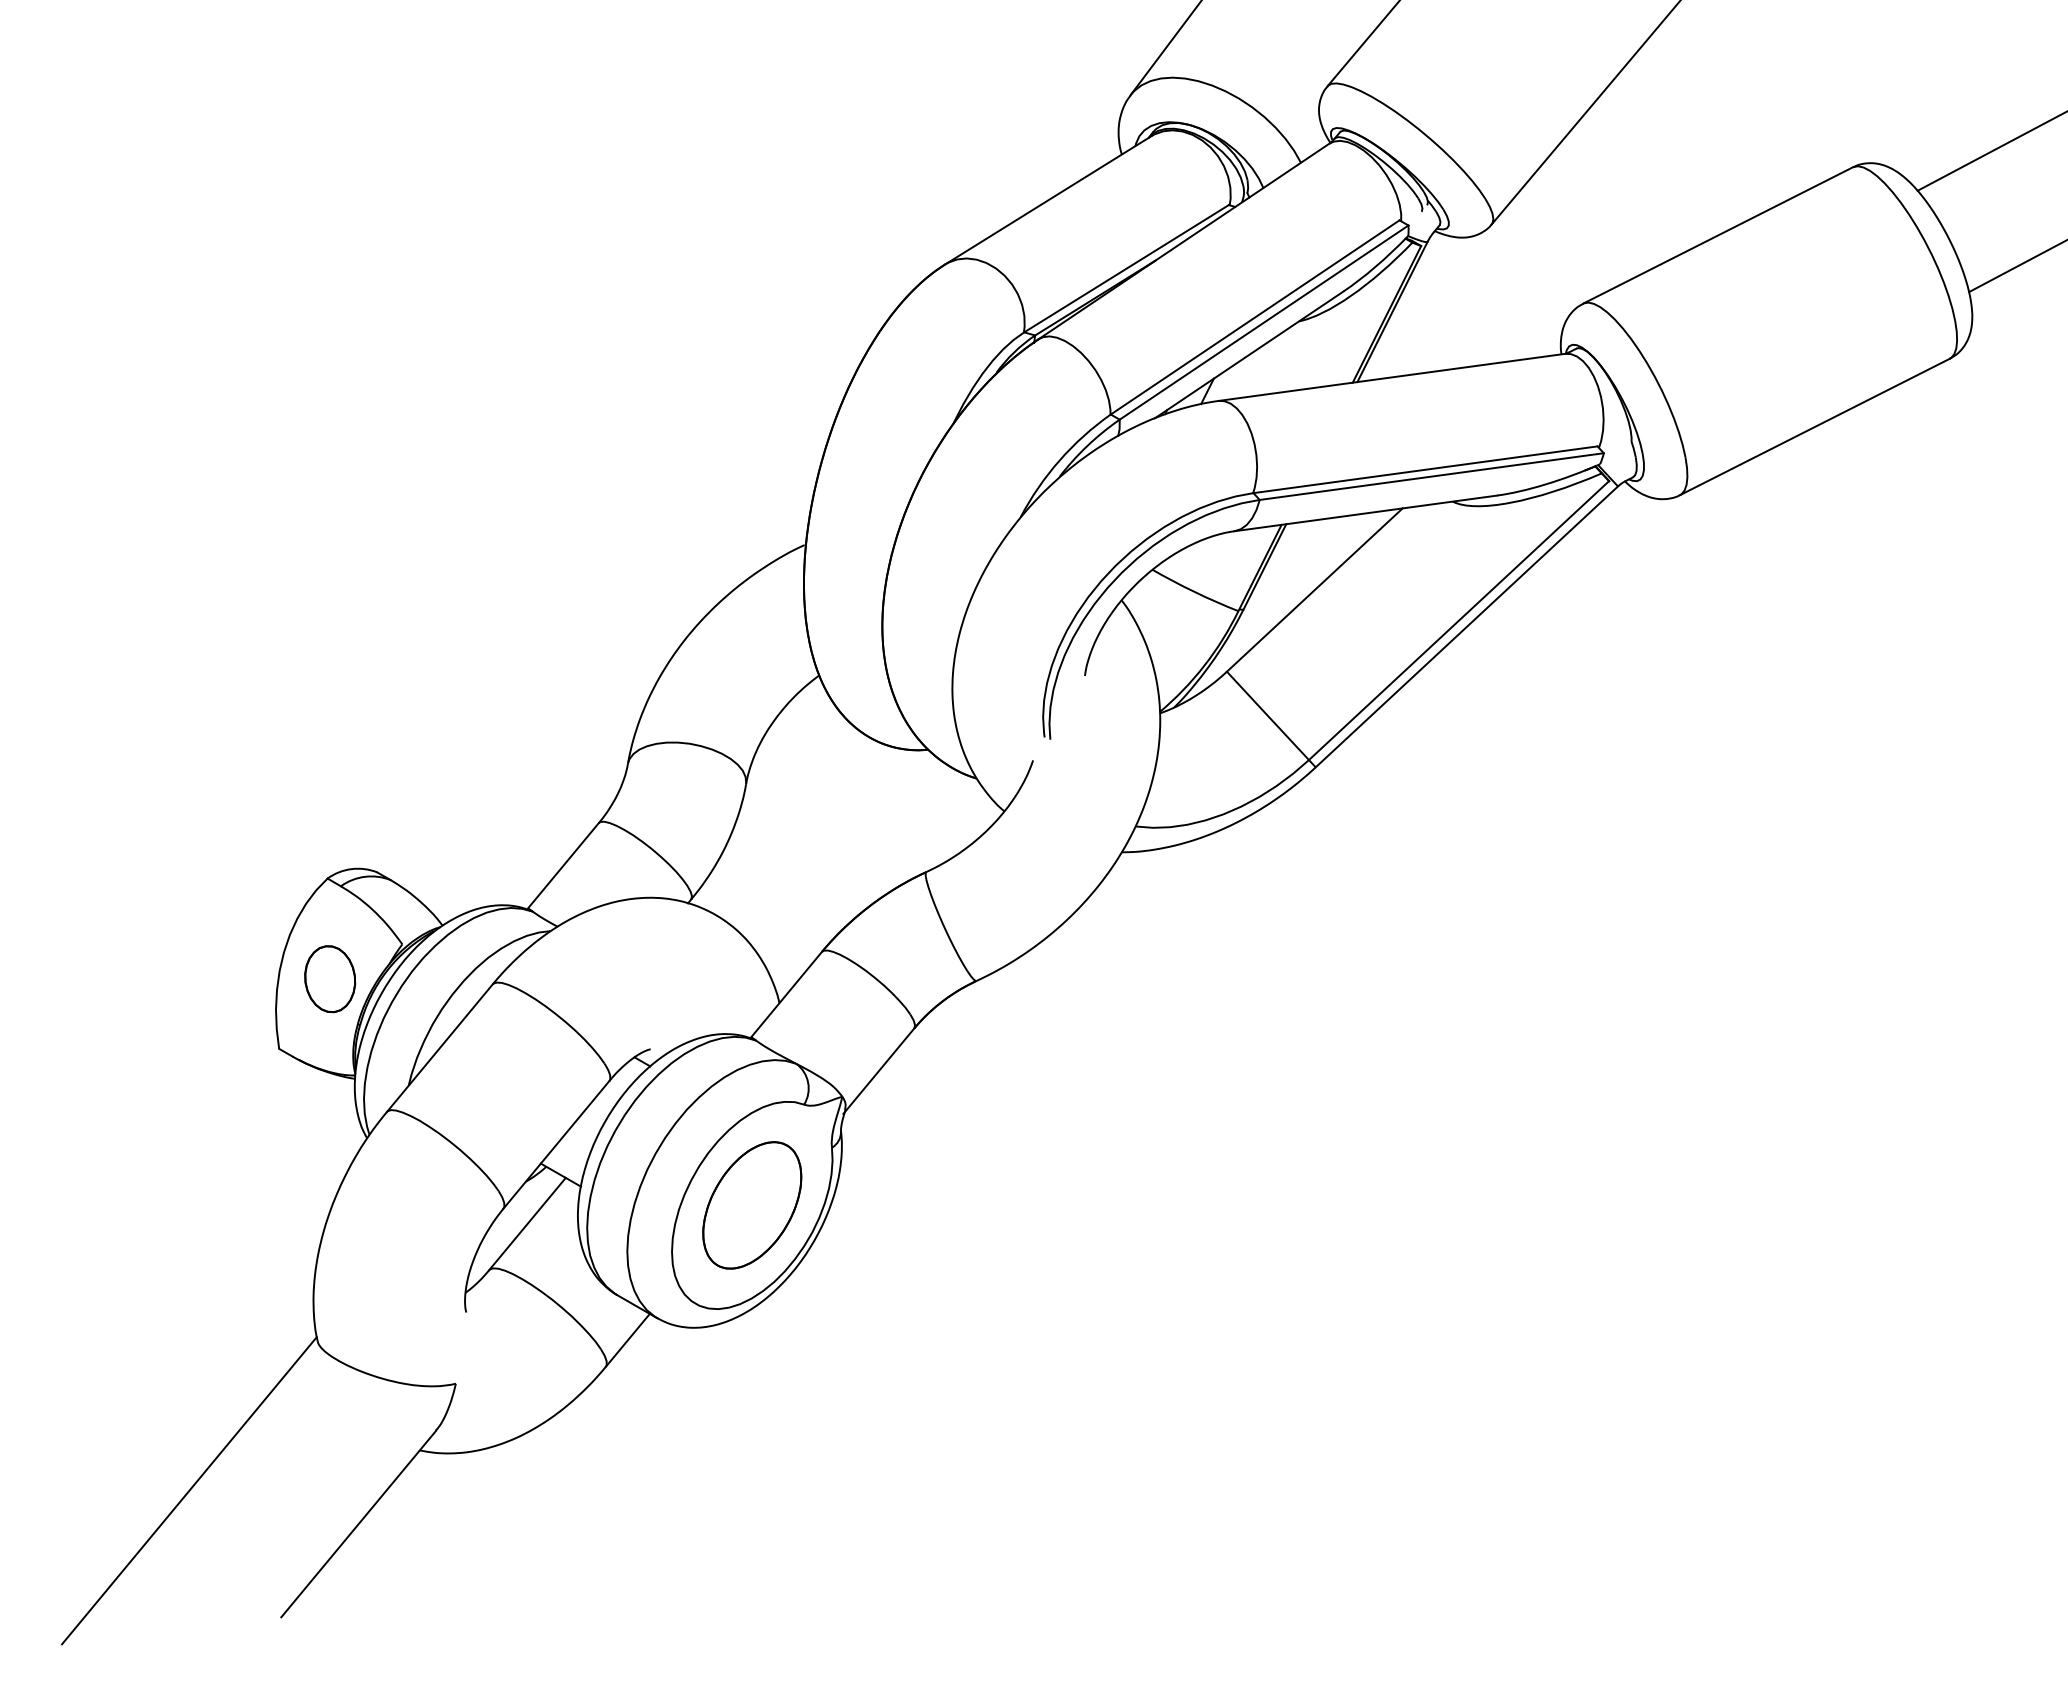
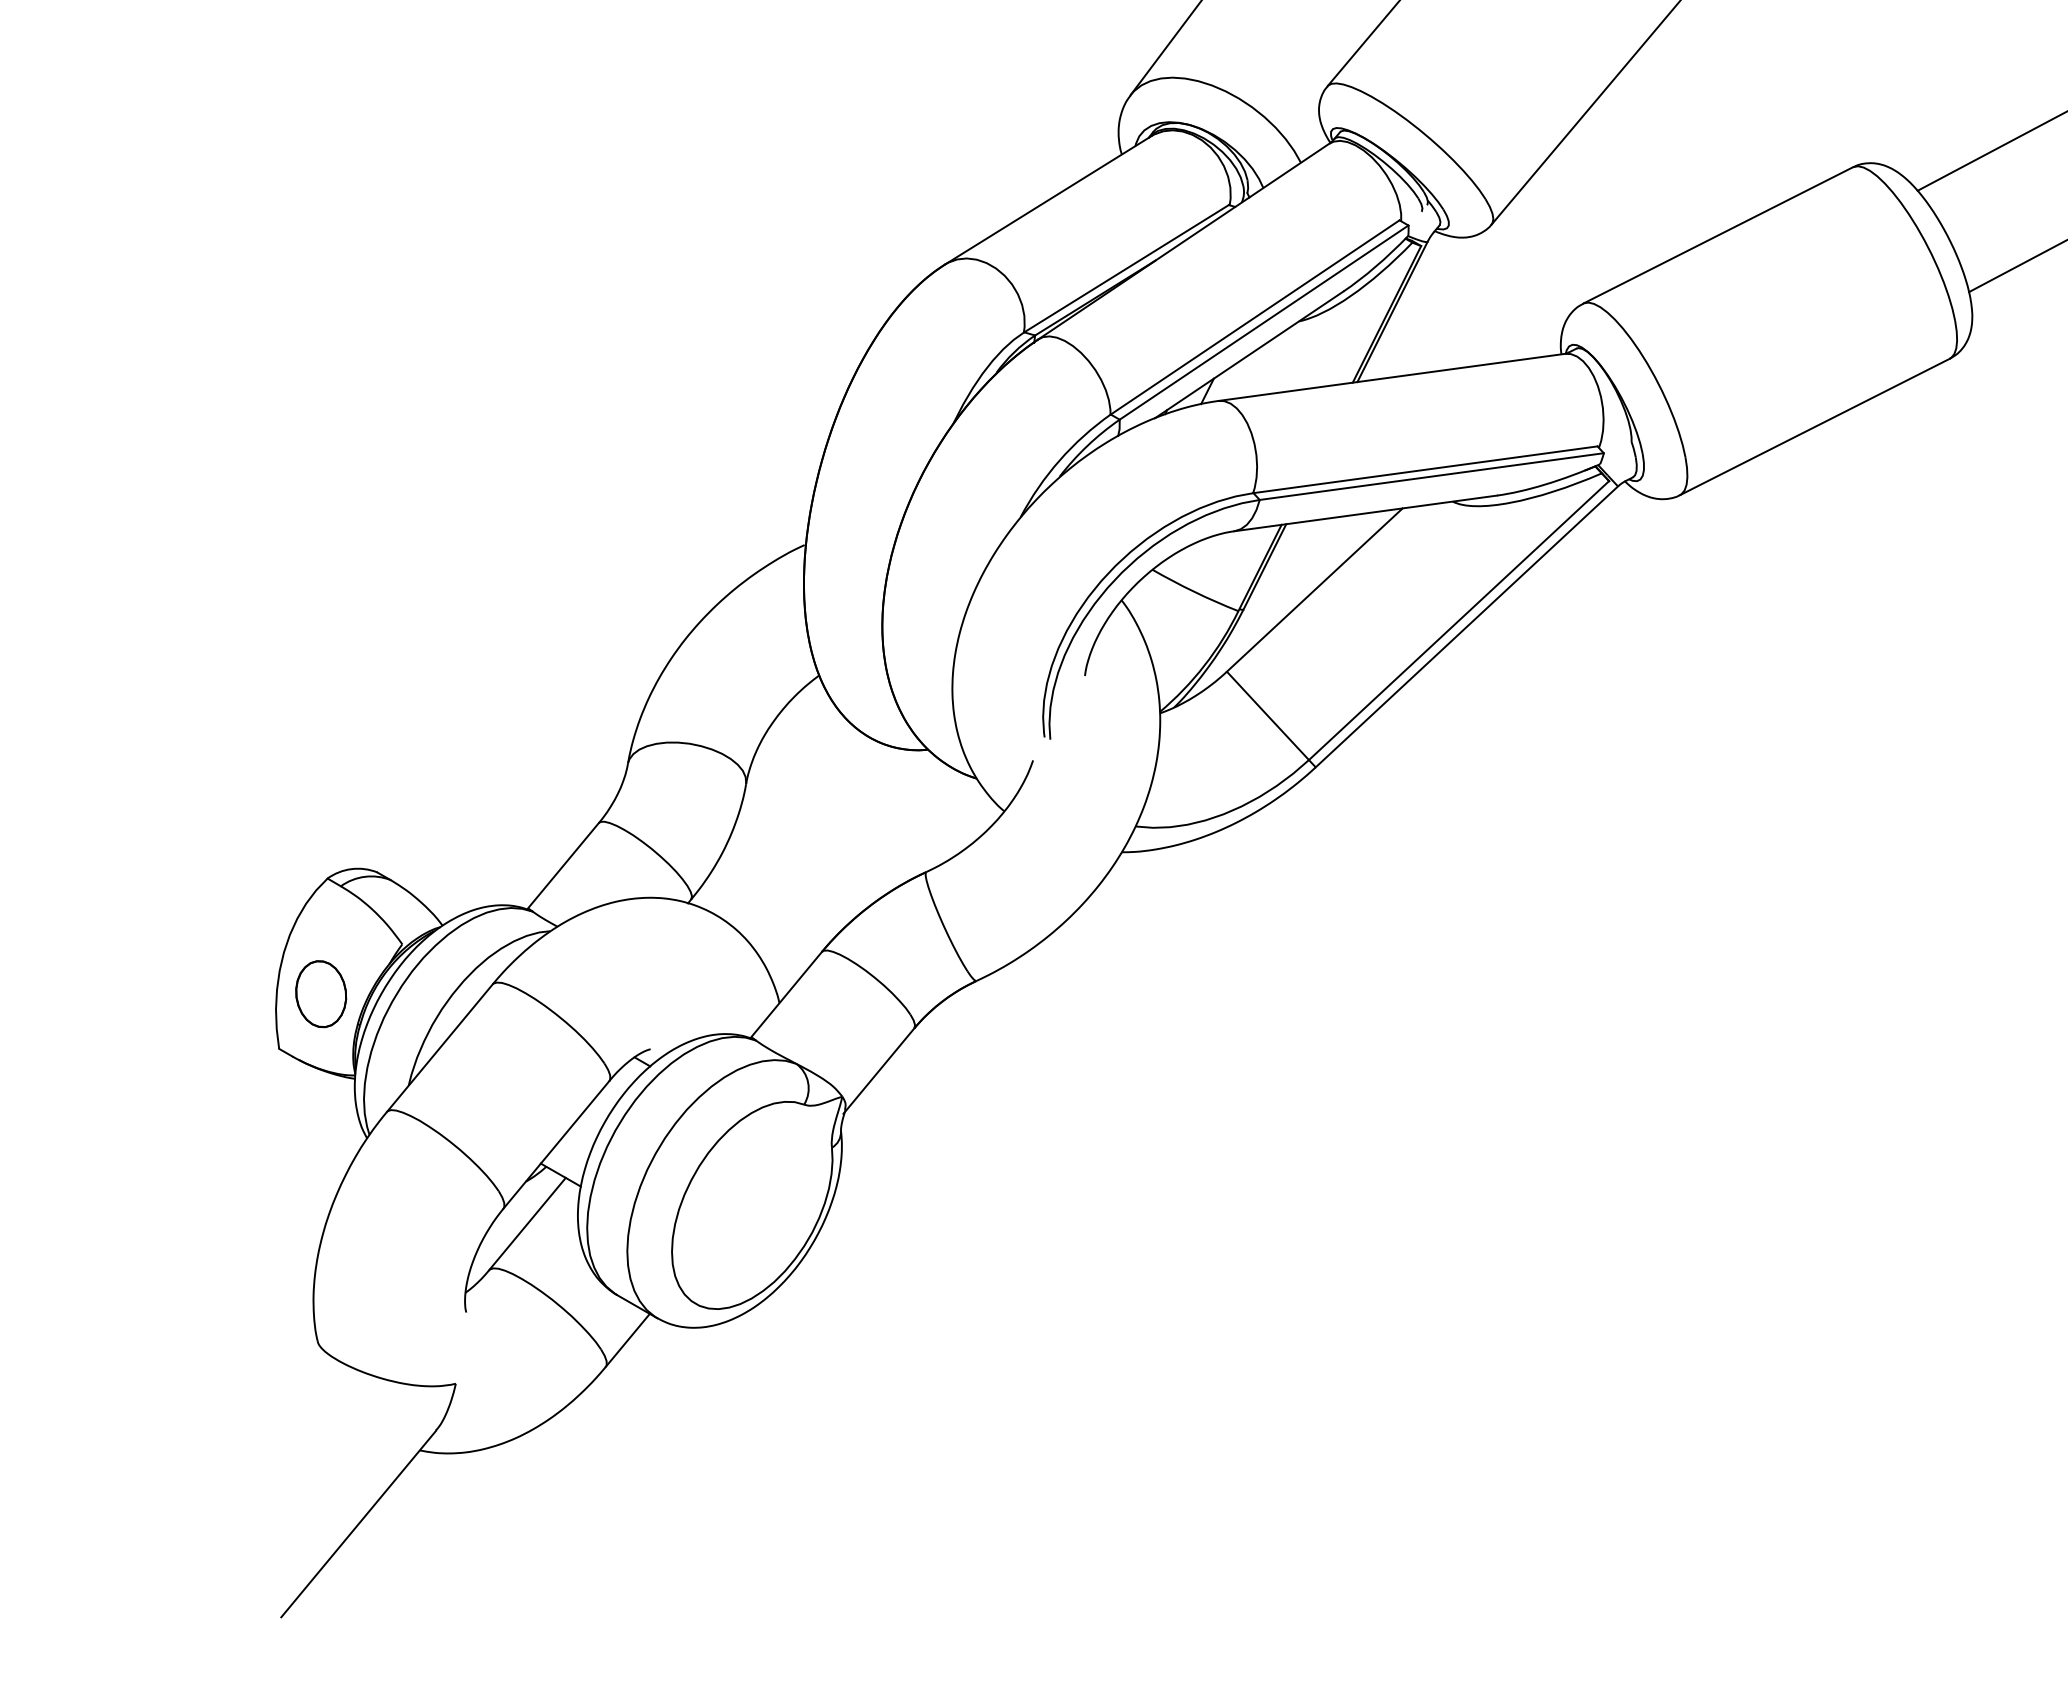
part position: (330, 979) -> (321, 994) (321, 994)
part: present -> none (752, 1205)
line: present -> none (189, 1490)
